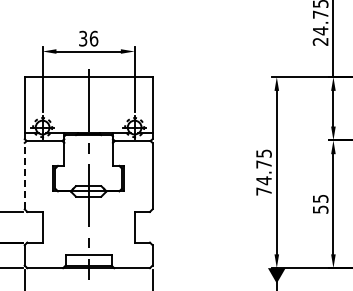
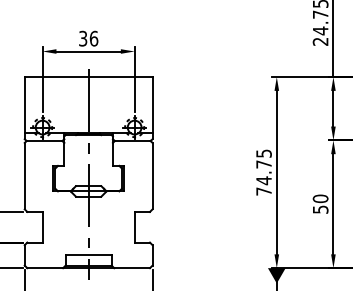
line: dashed -> solid (24, 175)
text: 55 -> 50 (320, 198)
